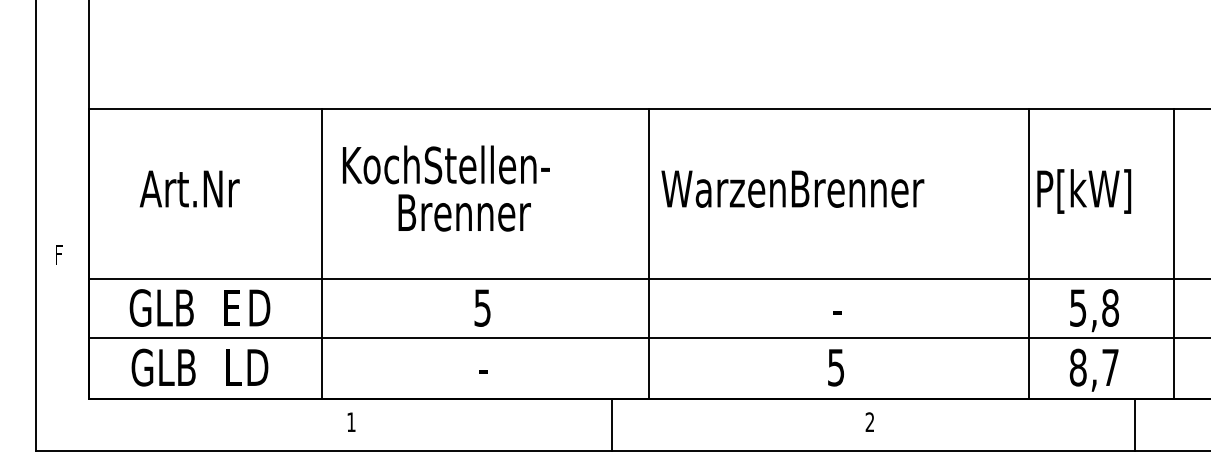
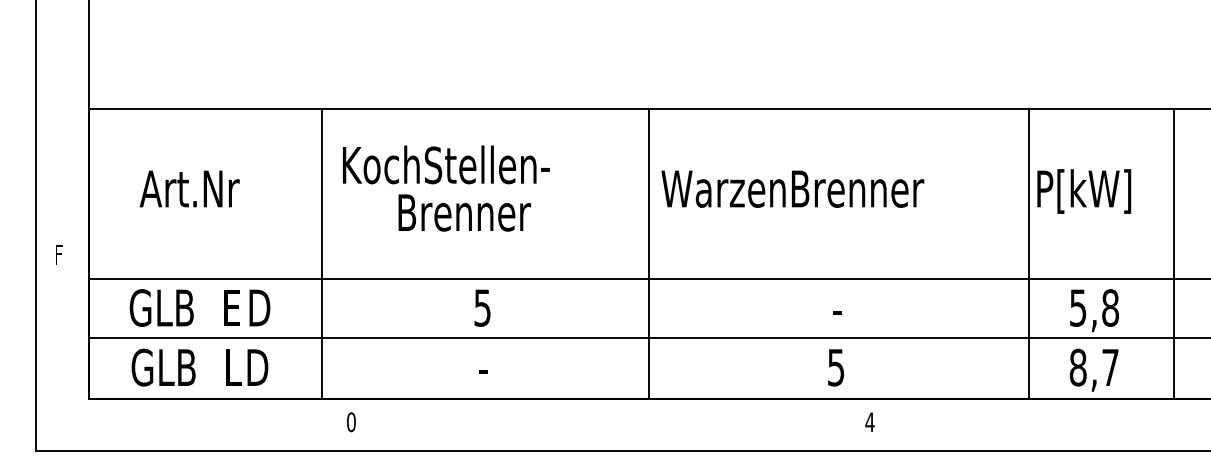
text: 2 -> 4 (869, 421)
text: 1 -> 0 (351, 422)
line: present -> none (611, 424)
line: present -> none (1134, 424)
